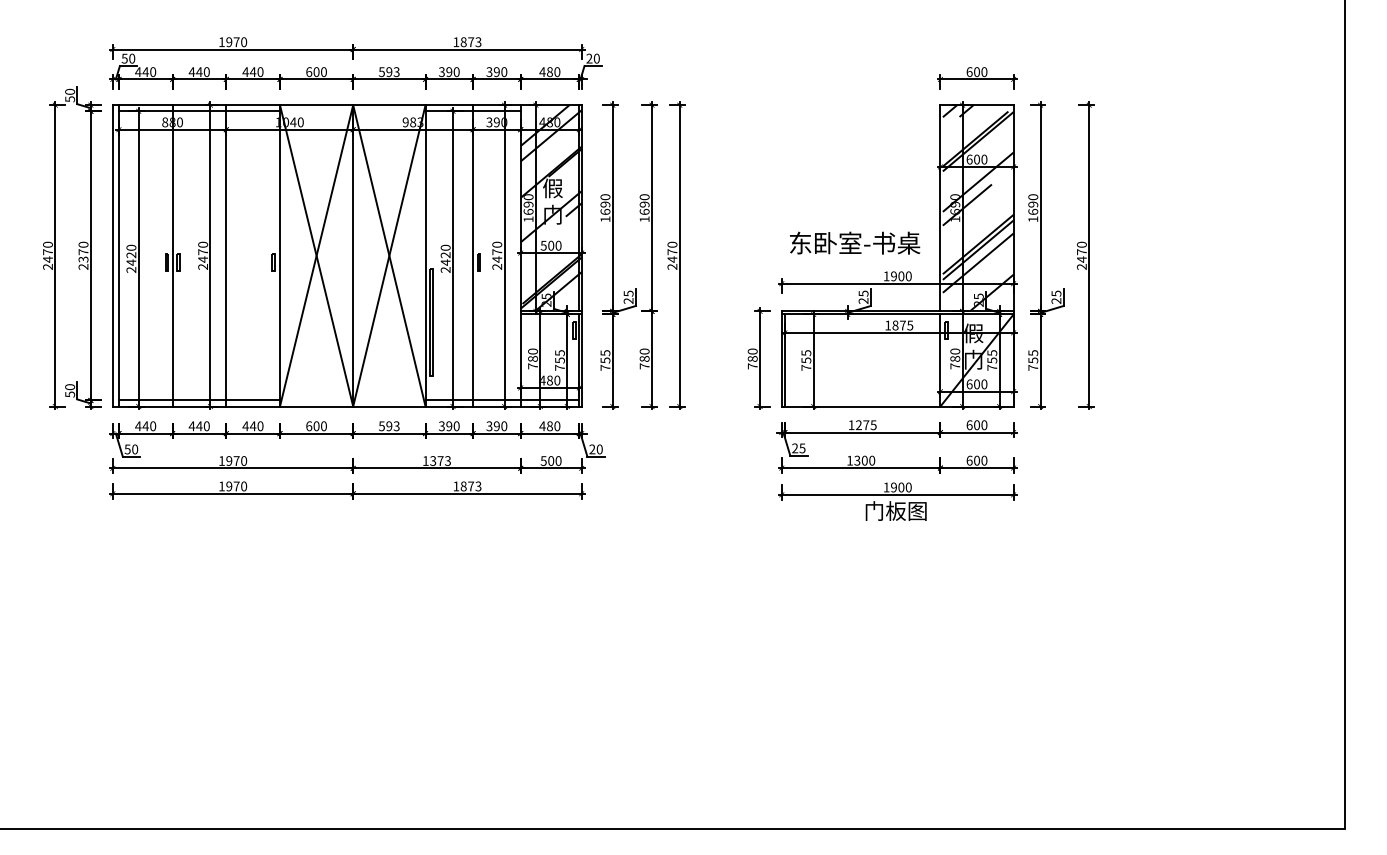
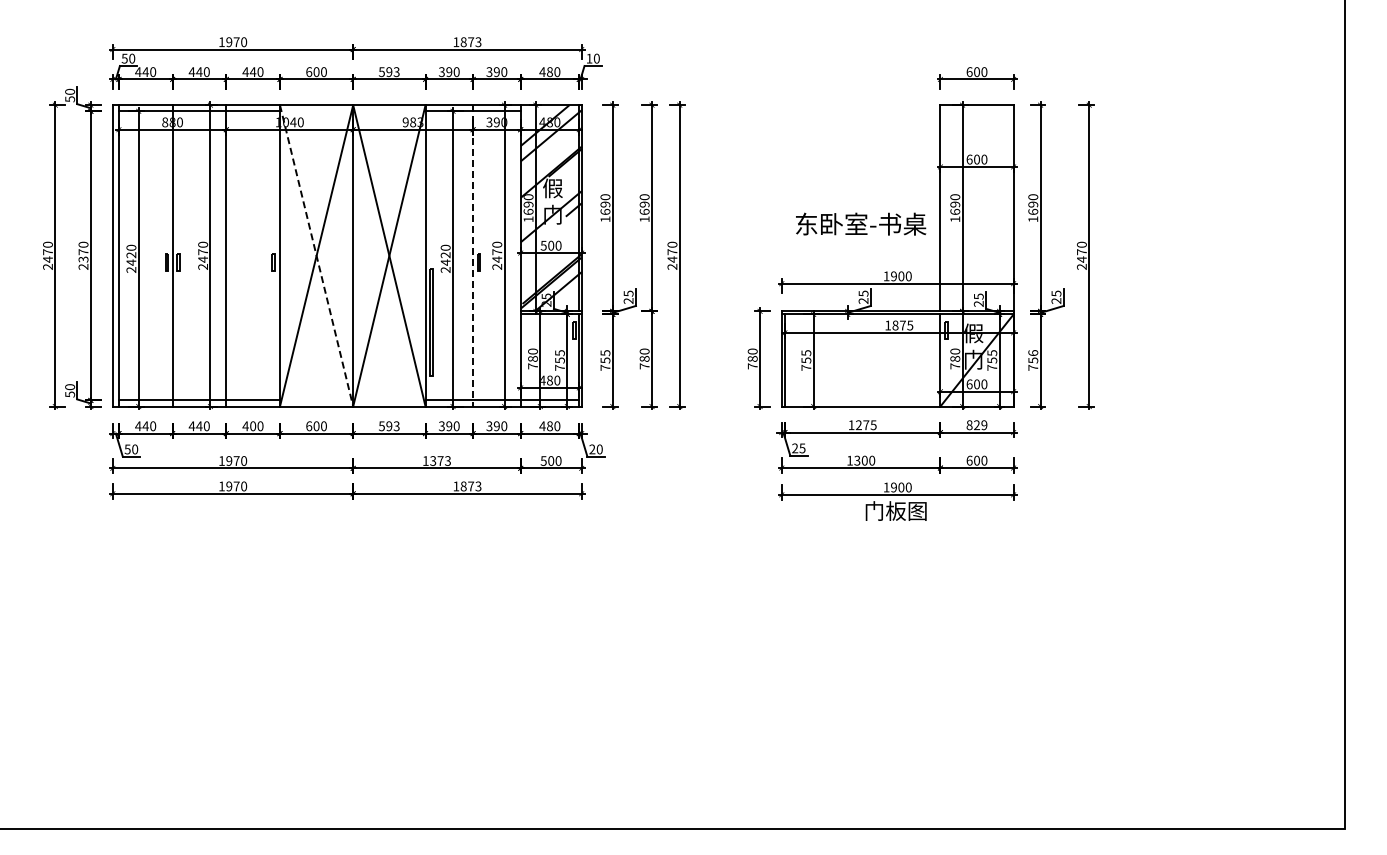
text: 20 -> 10 (589, 58)
hatch: present -> none (977, 208)
text position: (855, 242) -> (861, 223) (861, 223)
line: solid -> dashed (473, 255)
line: solid -> dashed (316, 256)
text: 755 -> 756 (1033, 353)
text: 600 -> 829 (976, 425)
text: 440 -> 400 (252, 426)
